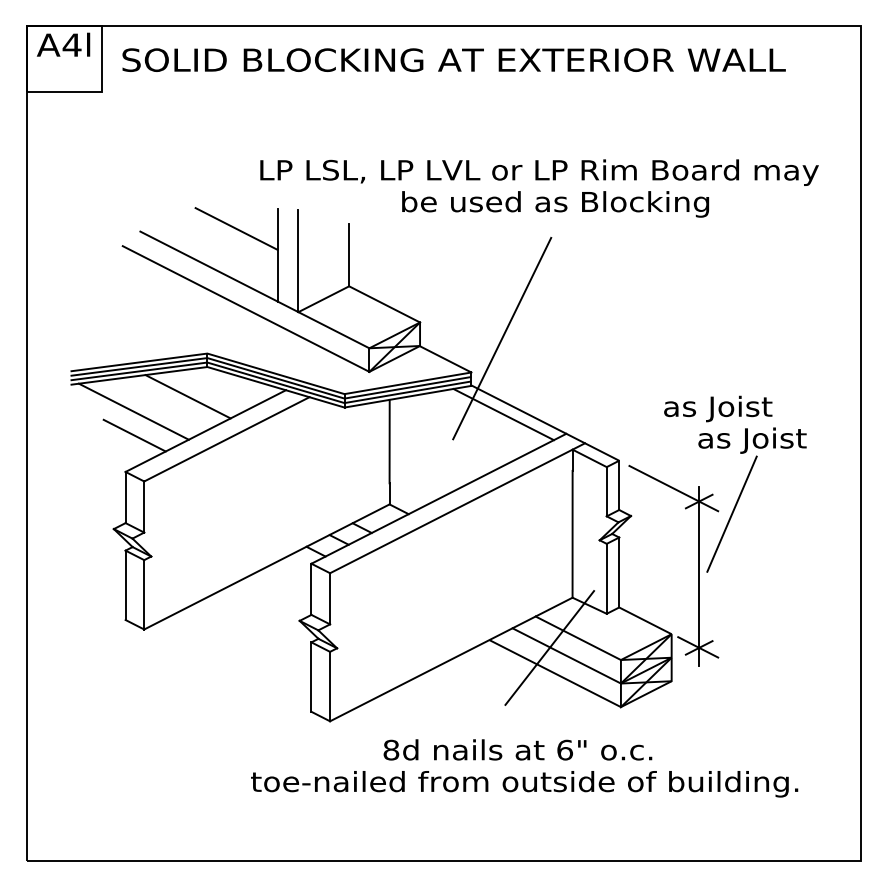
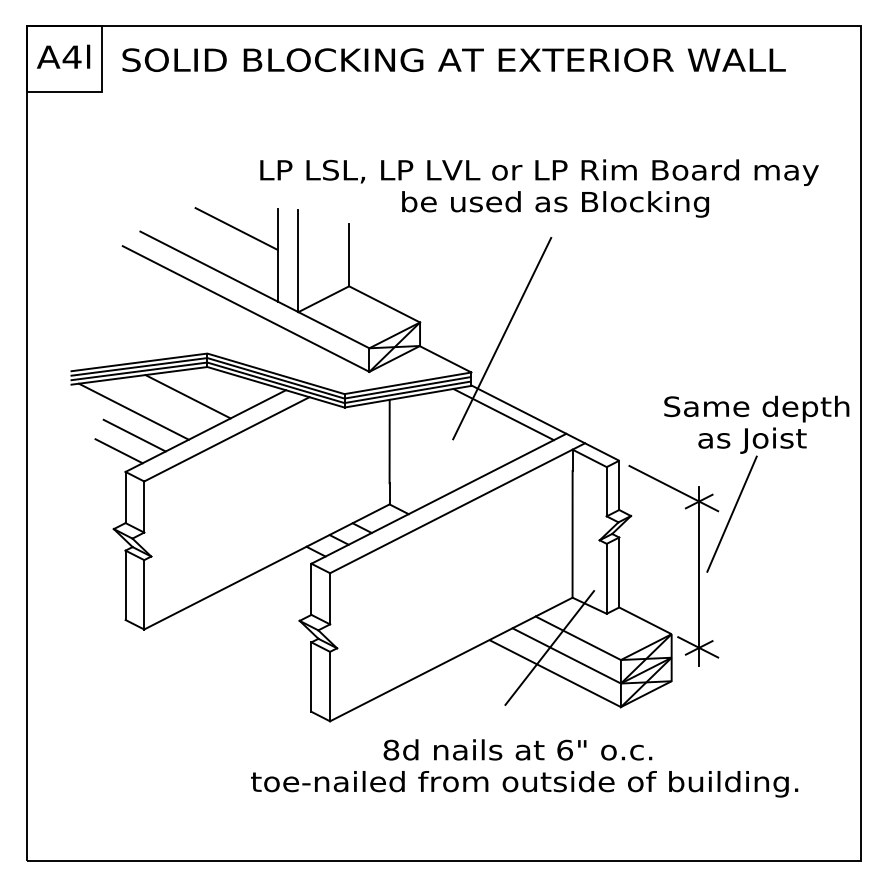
text position: (63, 44) -> (63, 56) (63, 56)
text: as Joist -> Same depth (756, 408)
line: none -> present (118, 451)
